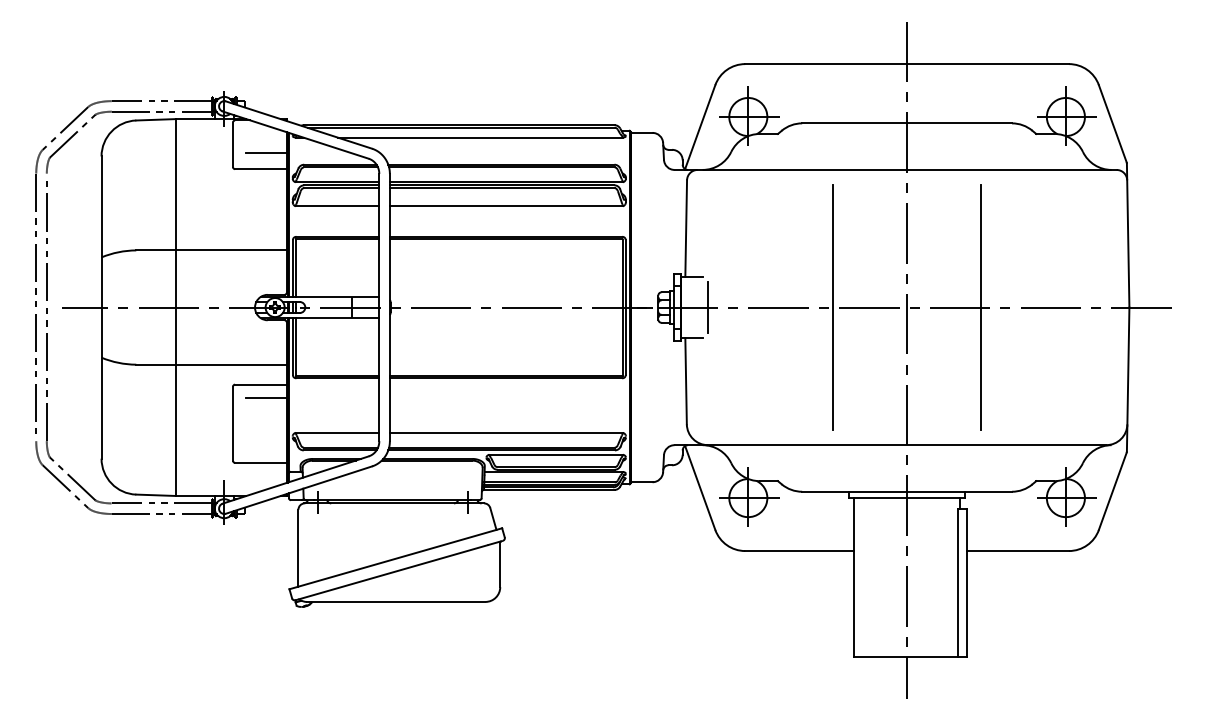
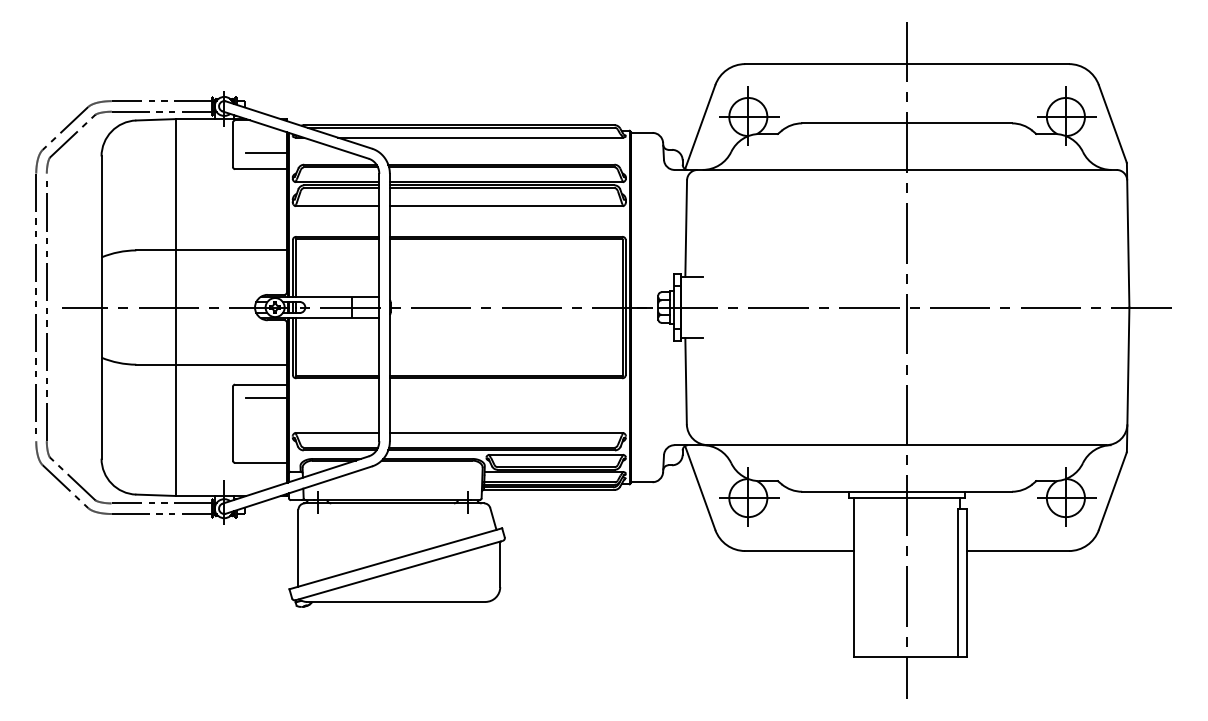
line: present -> none (707, 307)
line: present -> none (833, 307)
line: present -> none (981, 307)
